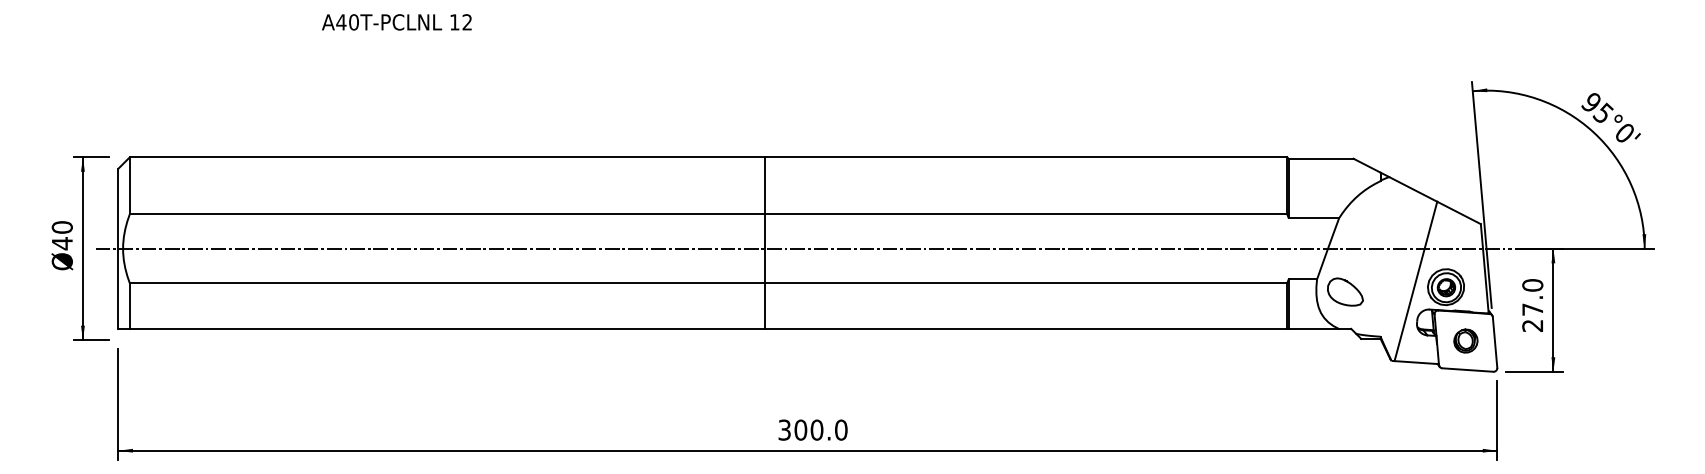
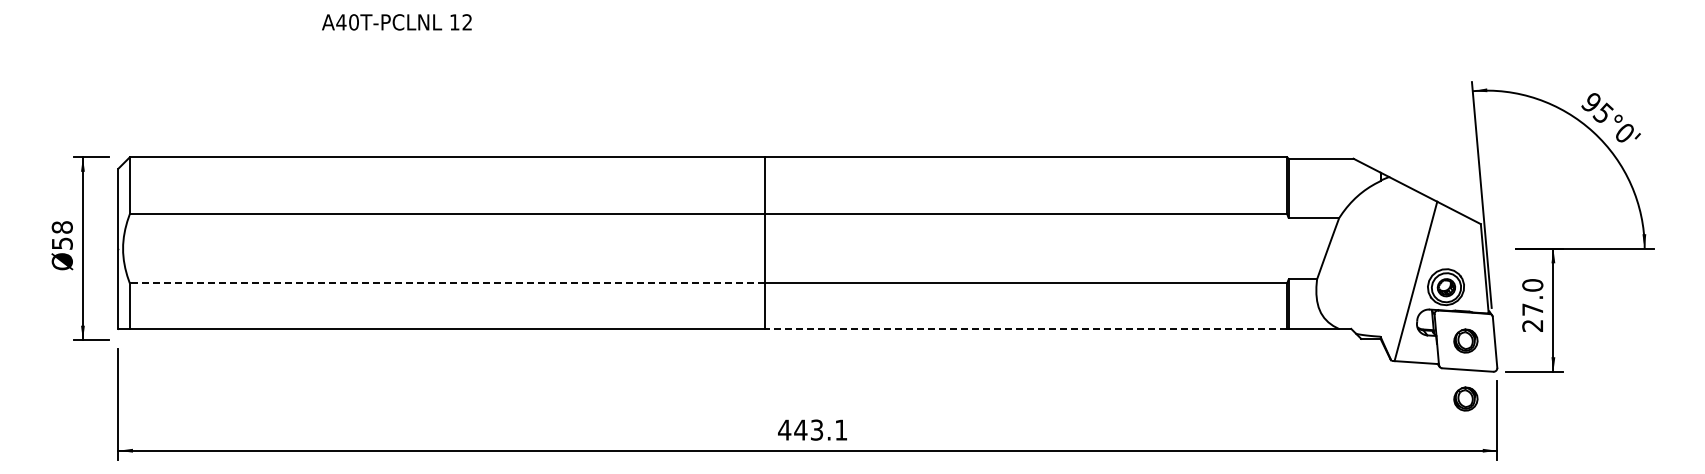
text: Ø40 -> Ø58 (62, 235)
line: present -> none (803, 248)
line: solid -> dashed (447, 283)
curve: present -> none (1349, 284)
line: solid -> dashed (1026, 328)
part: none -> present (1465, 398)
text: 300.0 -> 443.1 (812, 429)
